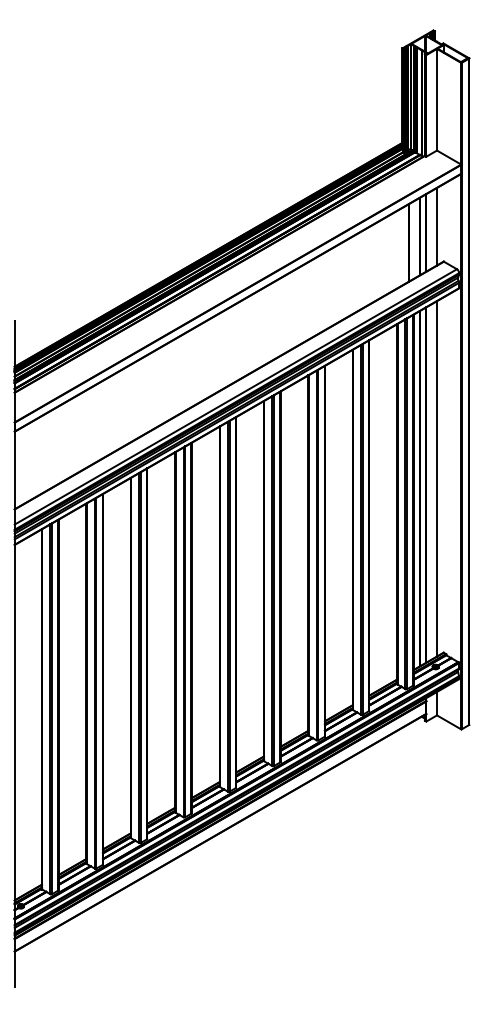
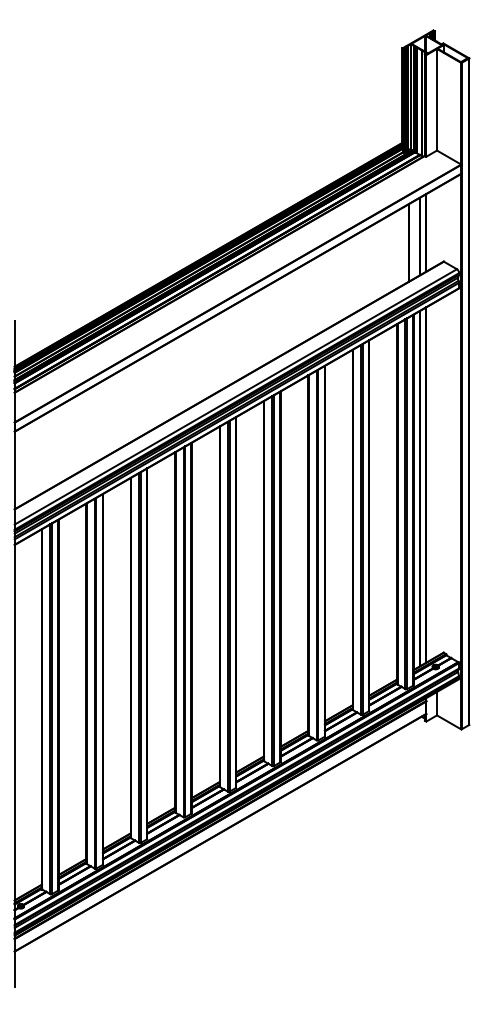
line: present -> none (437, 226)
line: present -> none (437, 478)
